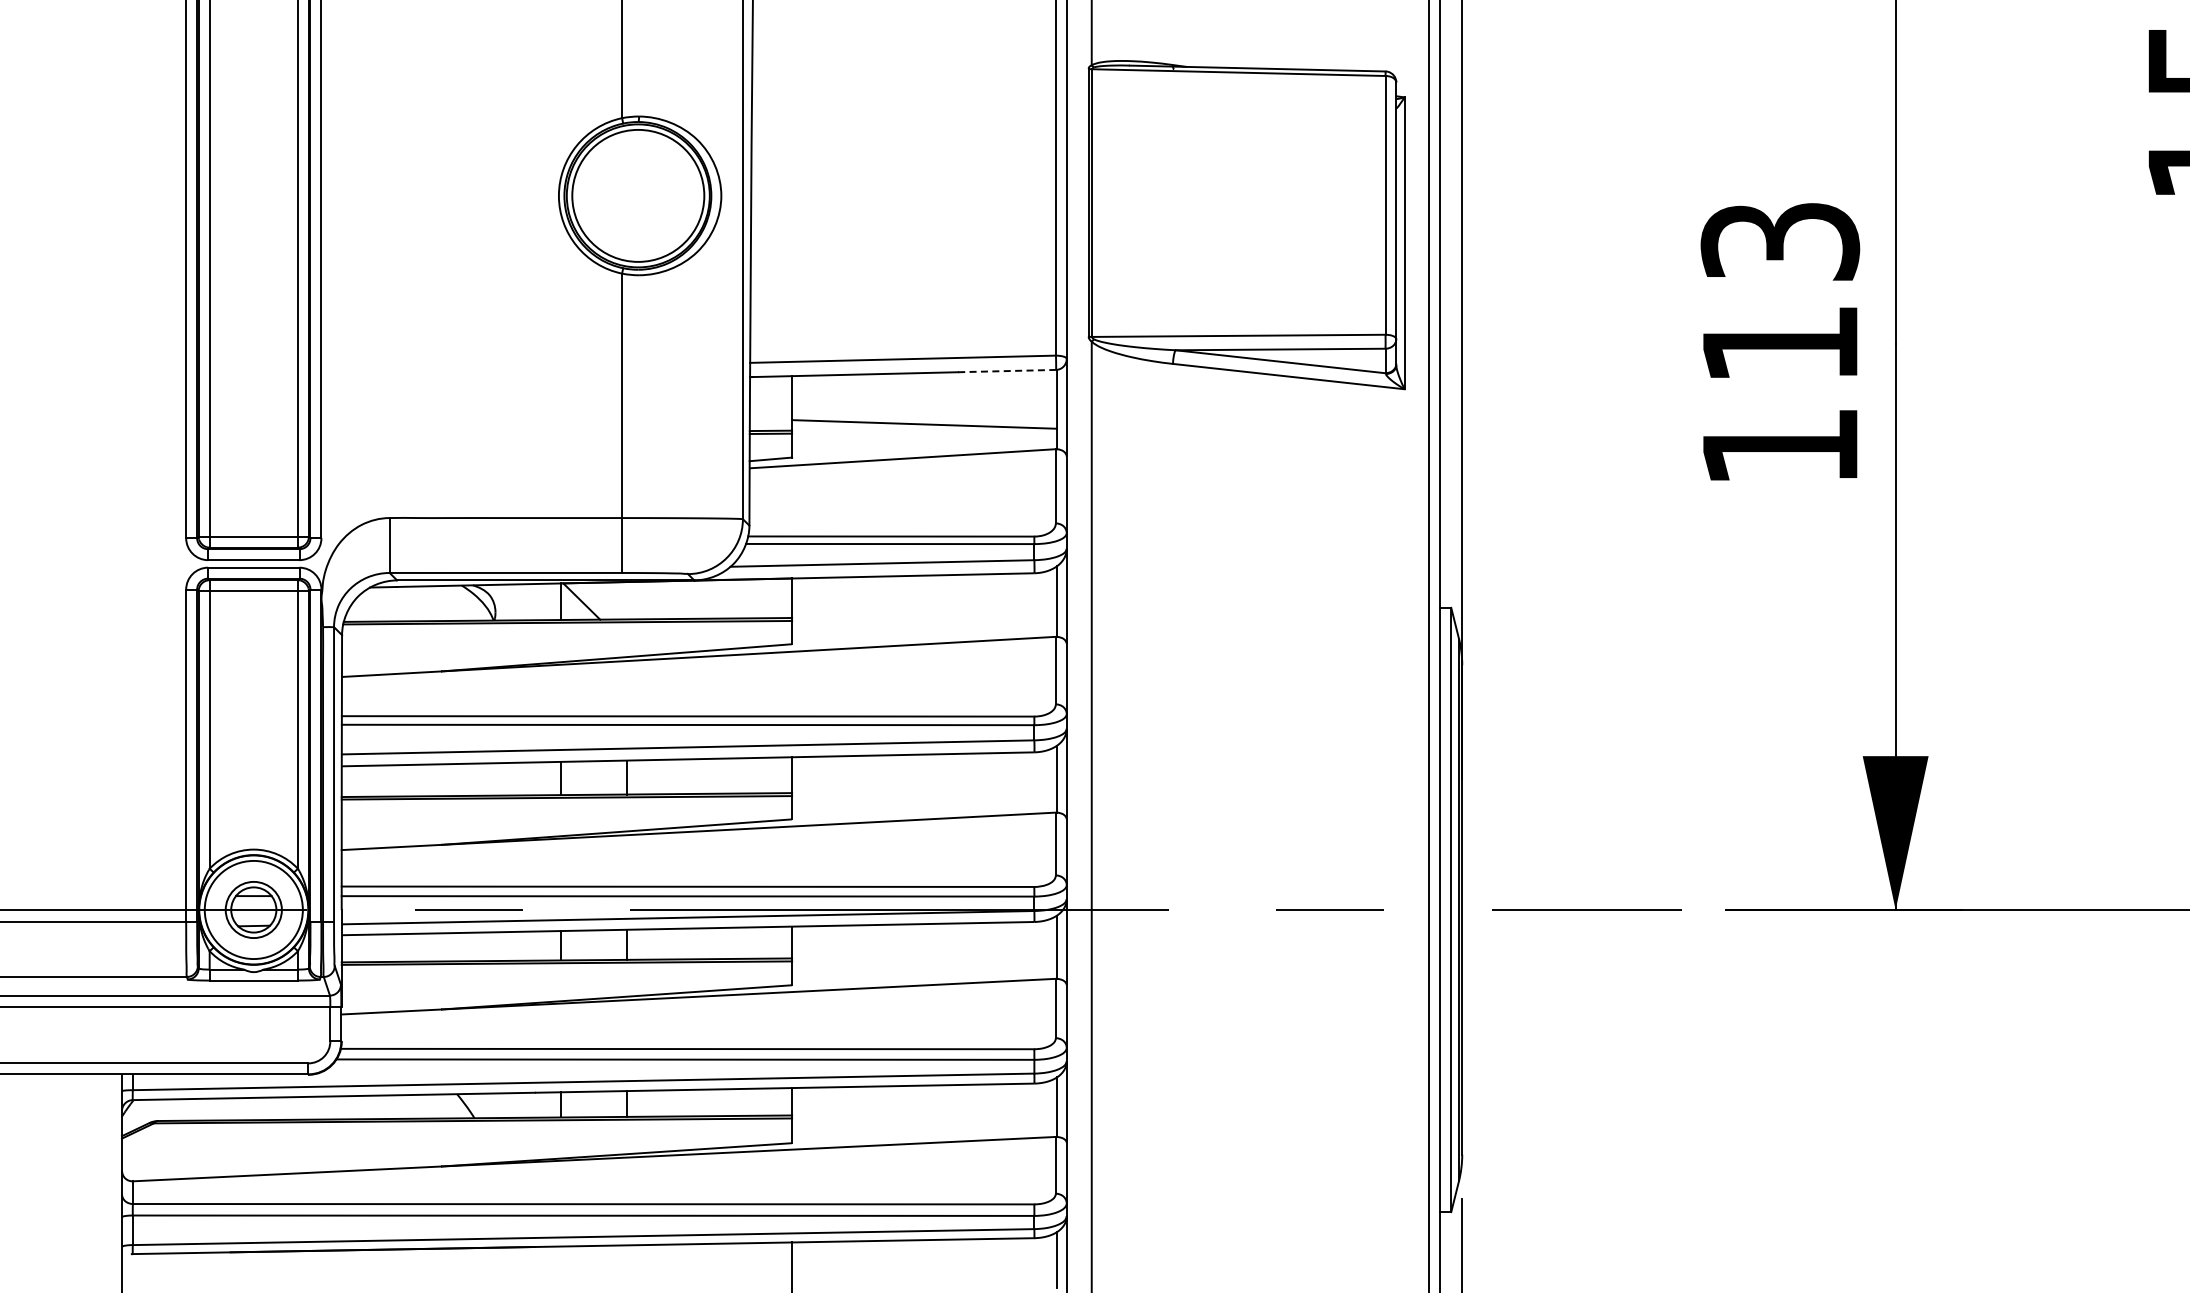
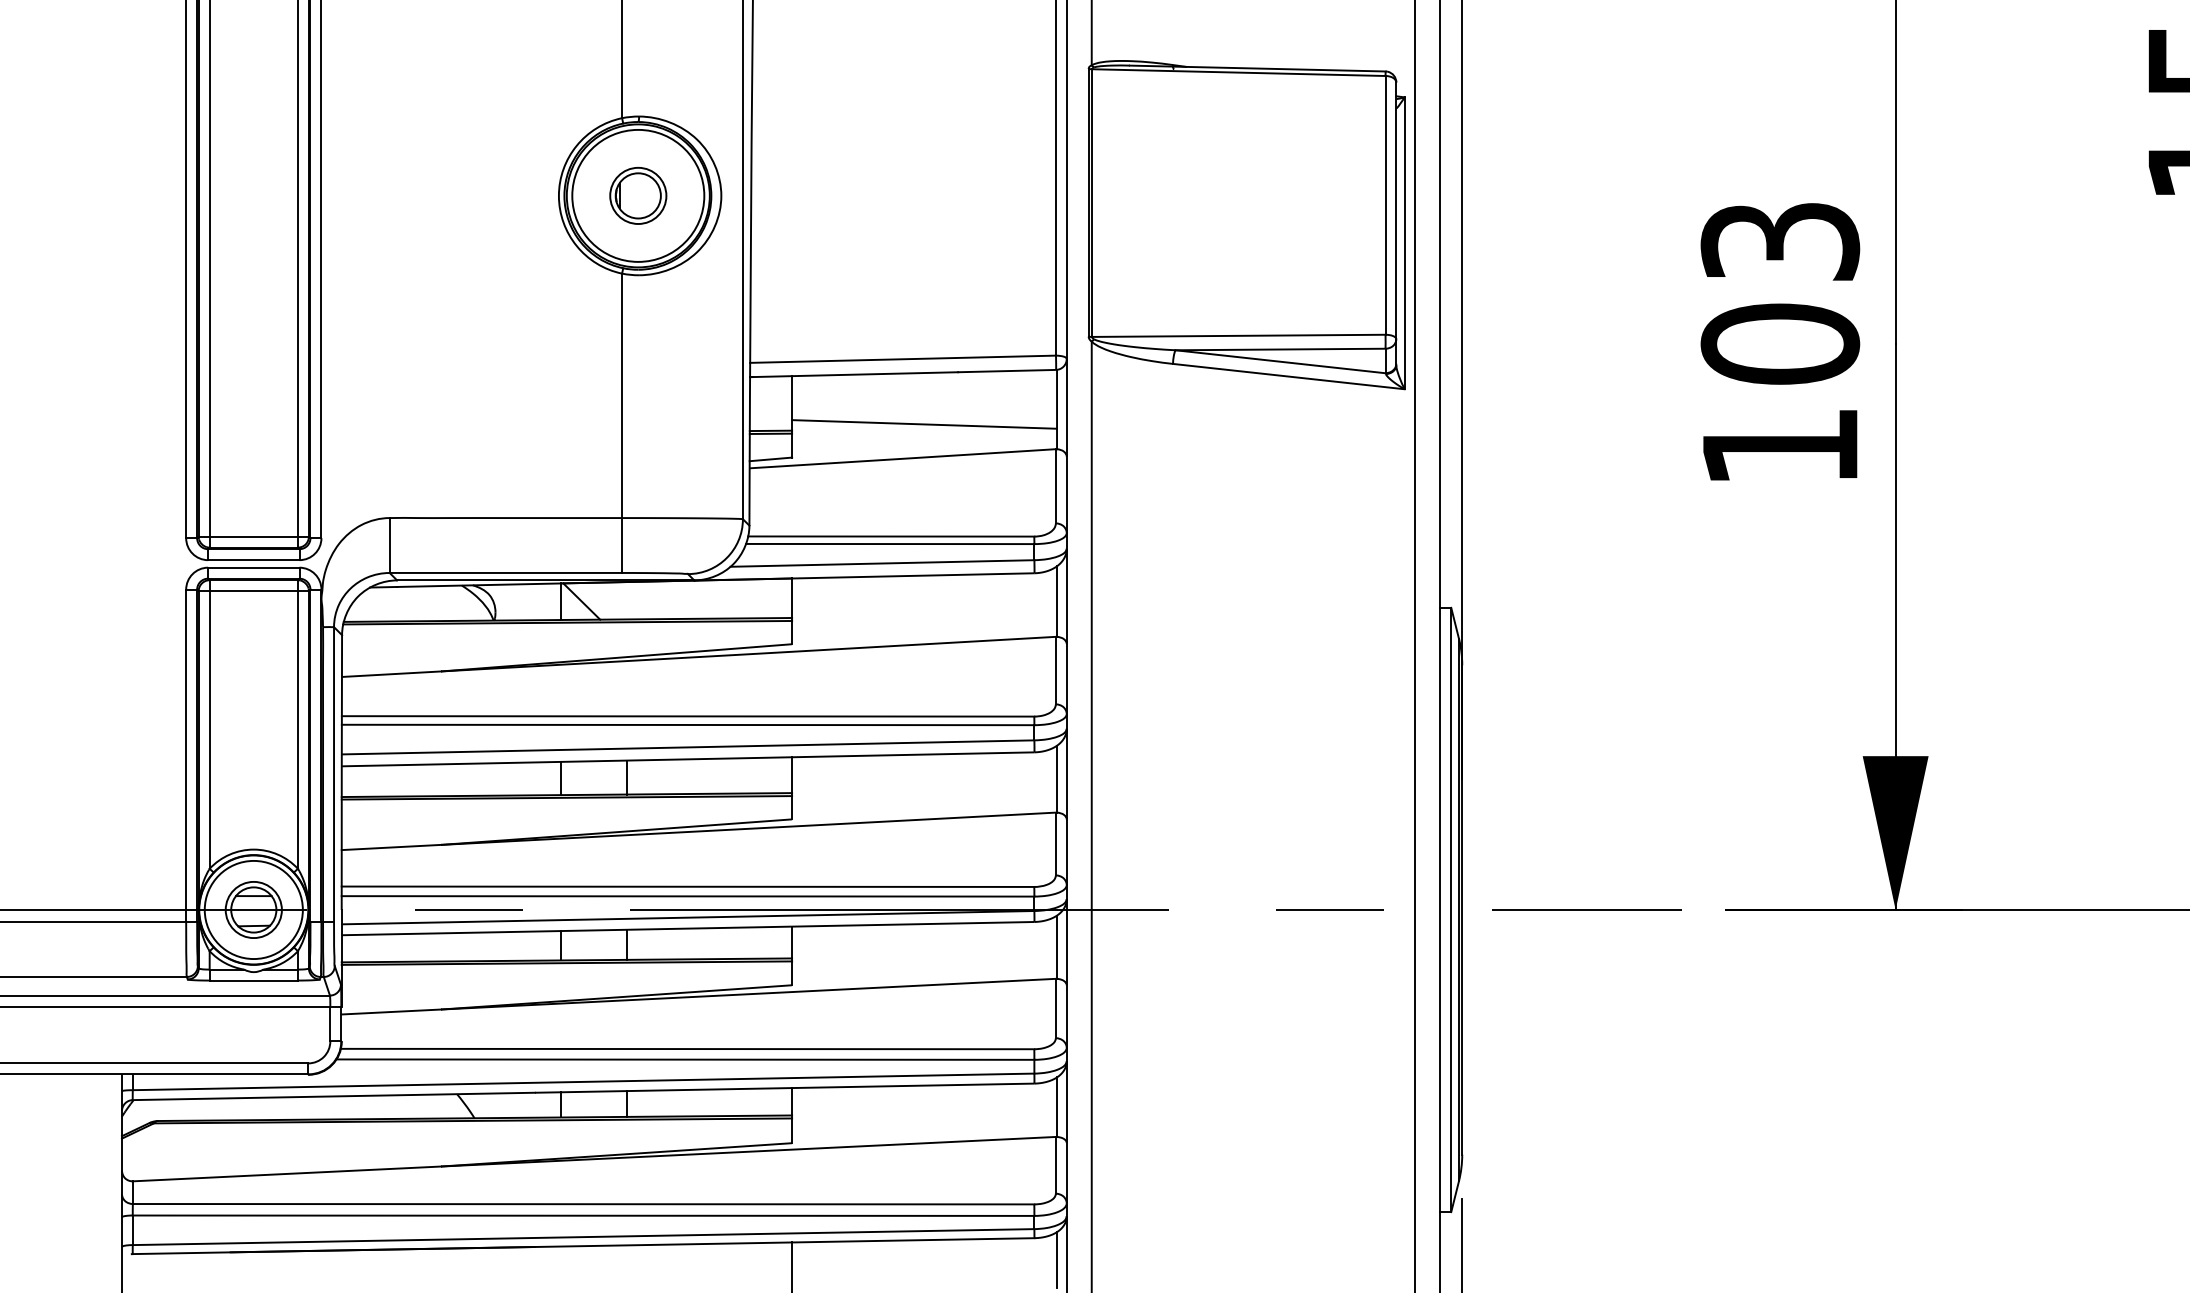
part: none -> present (638, 195)
text: 113 -> 103 (1780, 343)
line: dashed -> solid (1007, 371)
line position: (1429, 645) -> (1415, 645) (1415, 645)
